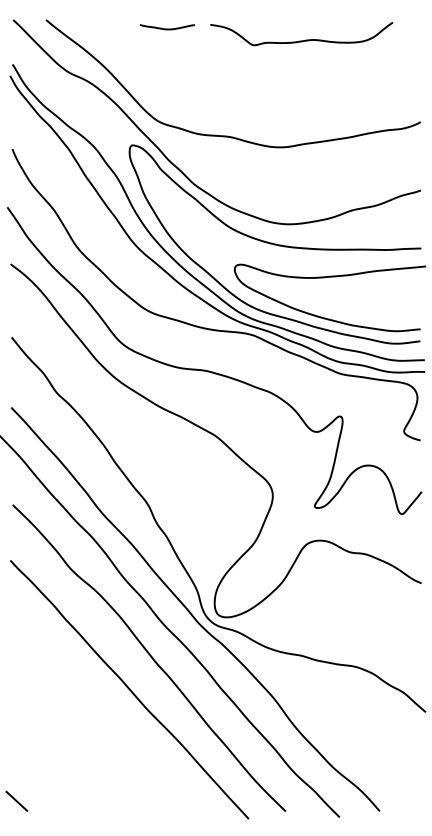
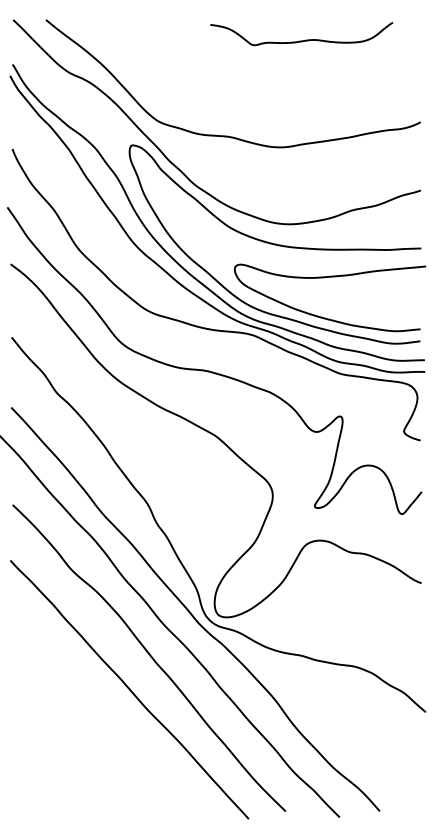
curve: present -> none (166, 28)
line: present -> none (16, 800)
